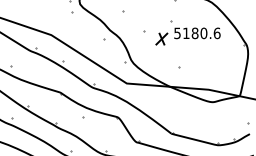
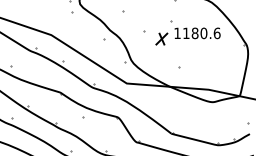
text: 5180.6 -> 1180.6 (177, 33)
